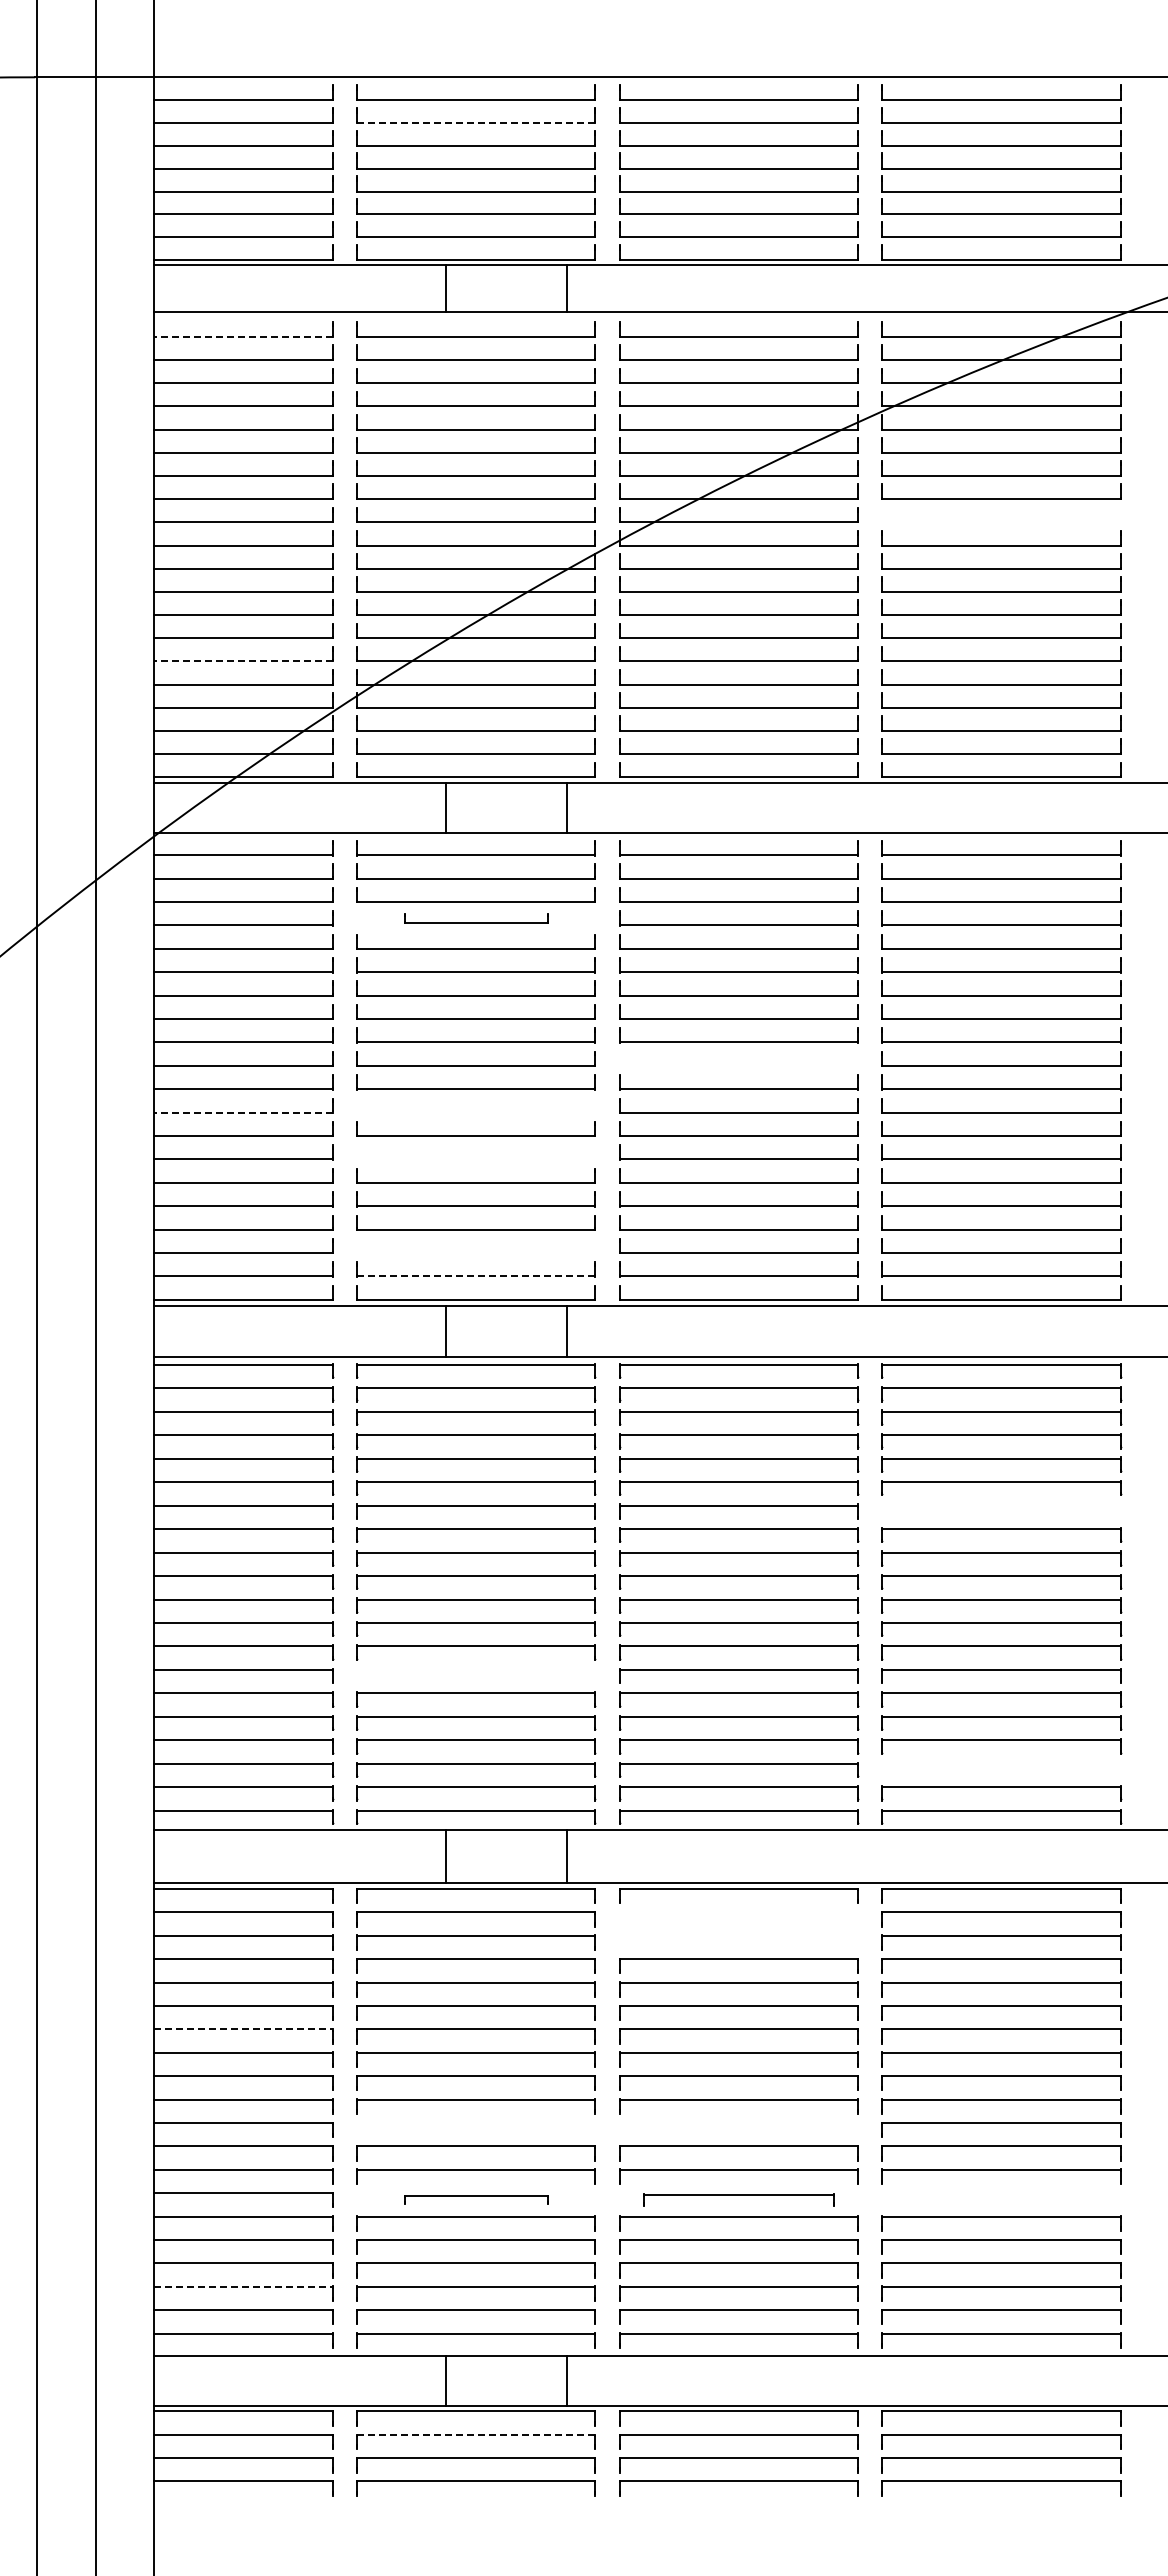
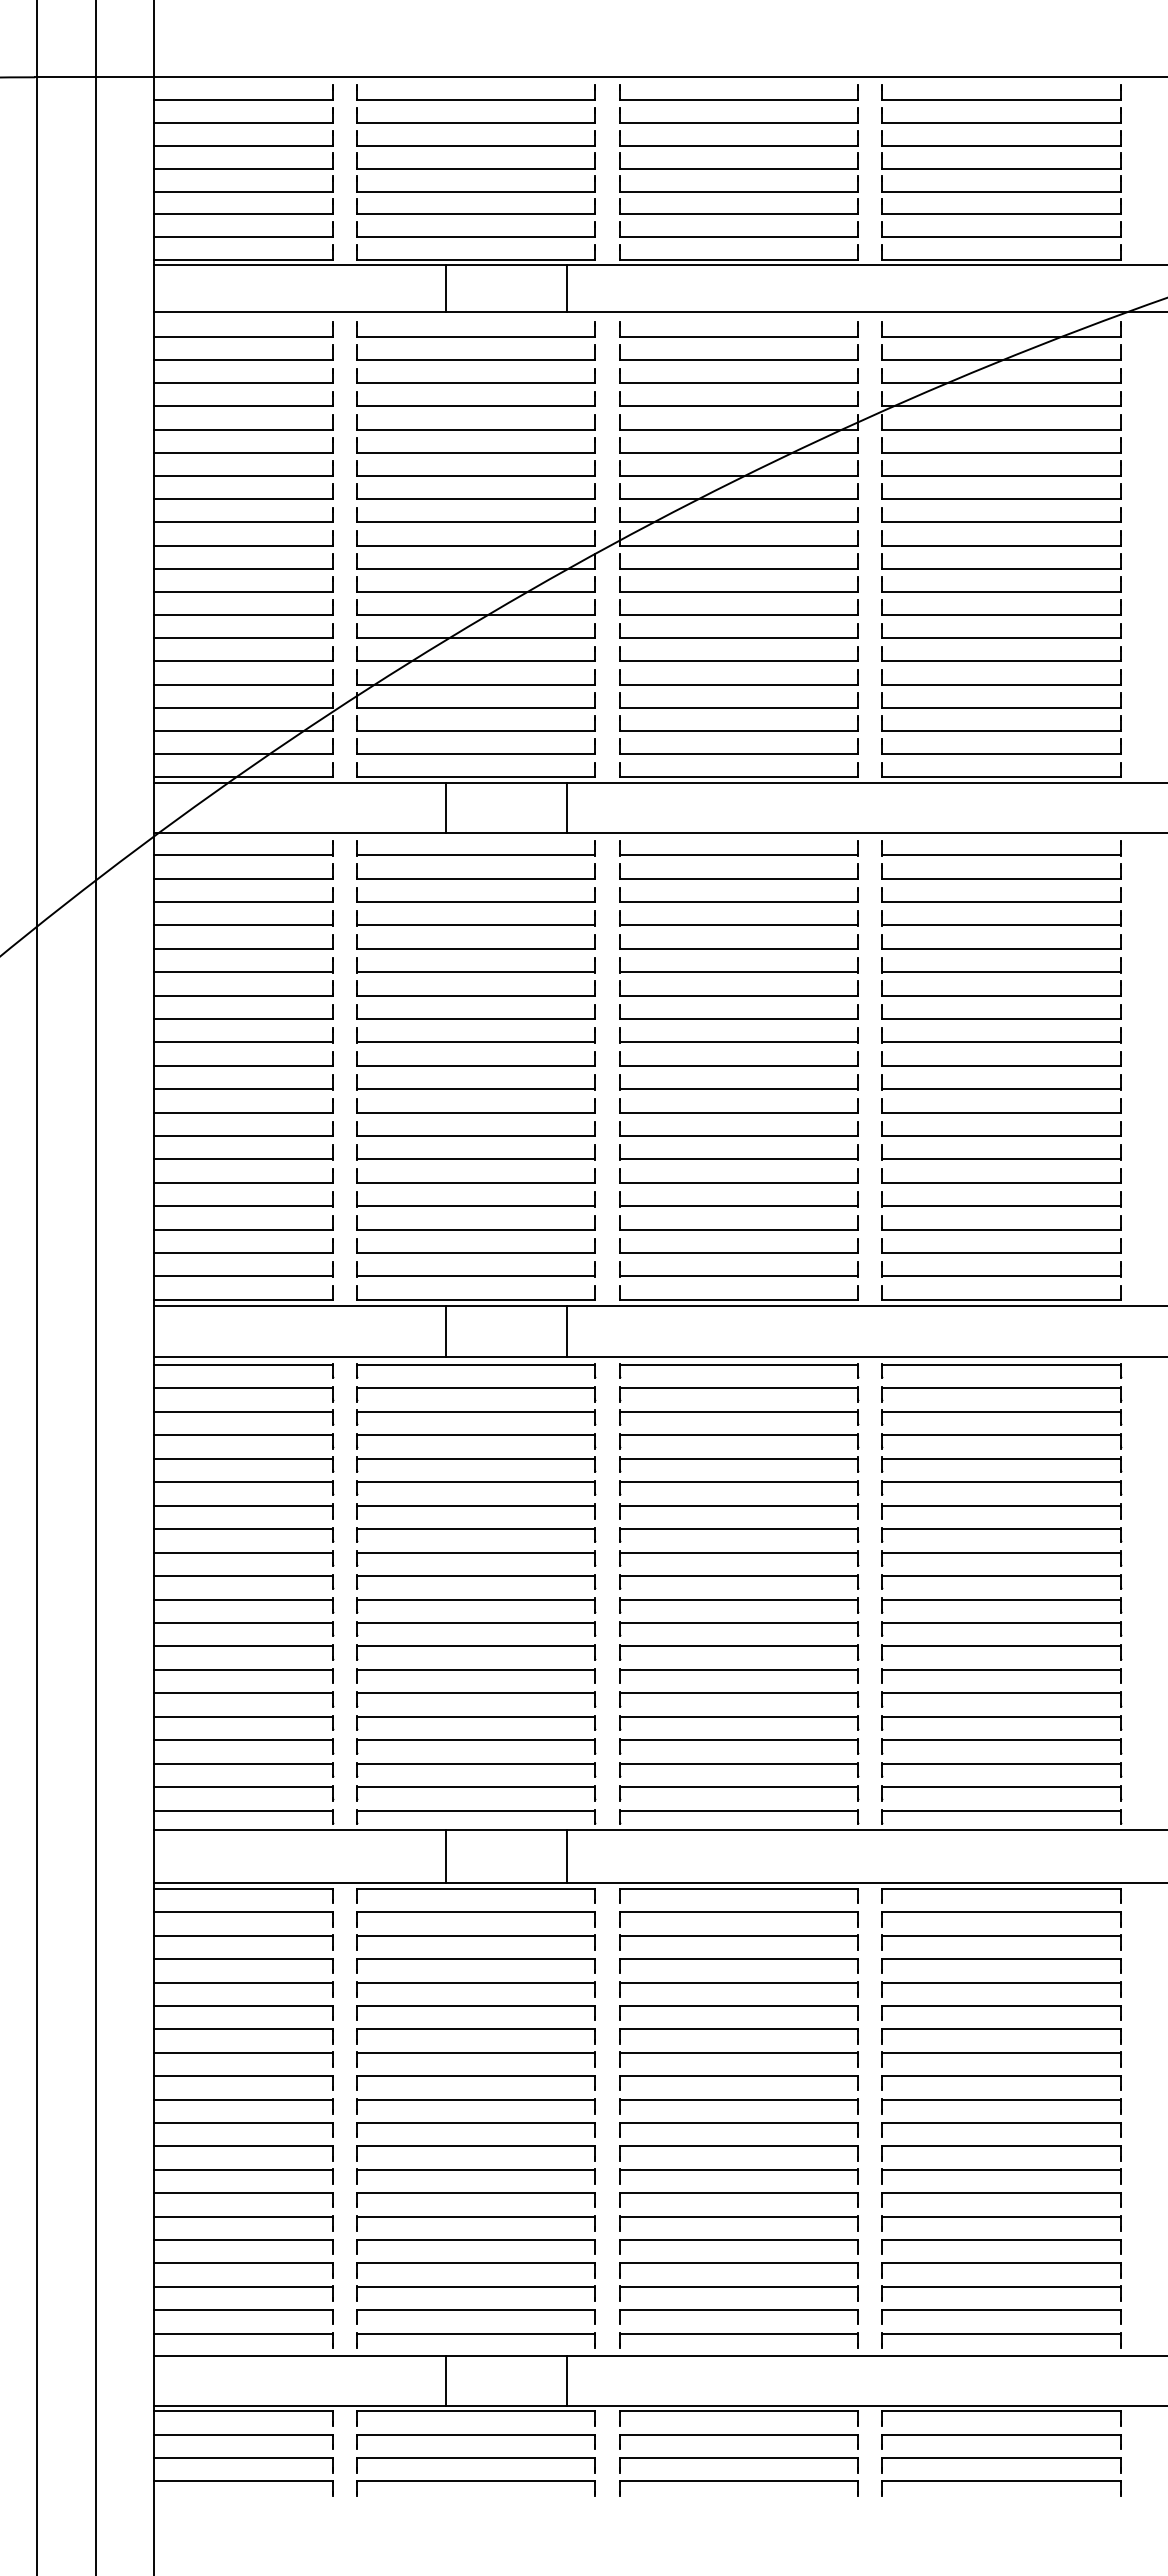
line: dashed -> solid (475, 122)
line: dashed -> solid (243, 336)
part: none -> present (1001, 521)
line: dashed -> solid (243, 661)
part size: 145x11 px -> 240x17 px (475, 918)
part: none -> present (738, 1065)
line: dashed -> solid (243, 1112)
part: none -> present (475, 1112)
part: none -> present (475, 1152)
part: none -> present (475, 1252)
line: dashed -> solid (475, 1276)
part: none -> present (1001, 1511)
part: none -> present (475, 1675)
part: none -> present (1001, 1769)
part: none -> present (738, 1930)
line: dashed -> solid (244, 2029)
part: none -> present (475, 2129)
part: none -> present (738, 2129)
part size: 145x10 px -> 240x16 px (475, 2199)
part size: 192x14 px -> 240x16 px (738, 2199)
part: none -> present (1001, 2199)
line: dashed -> solid (244, 2286)
line: dashed -> solid (476, 2434)
